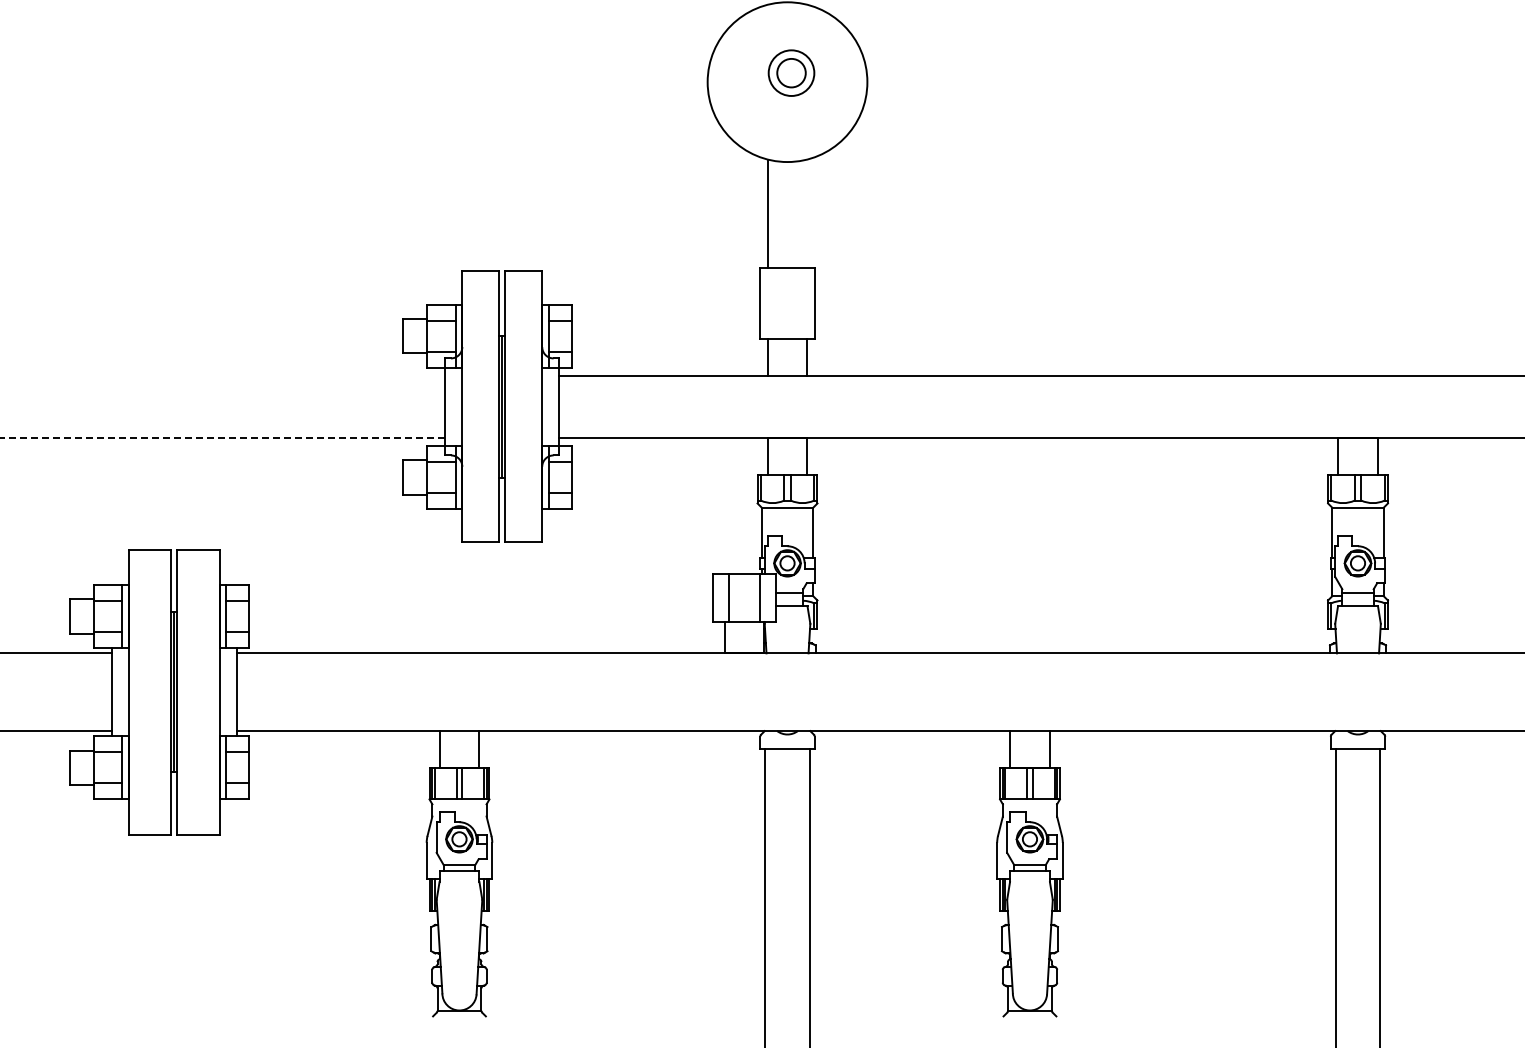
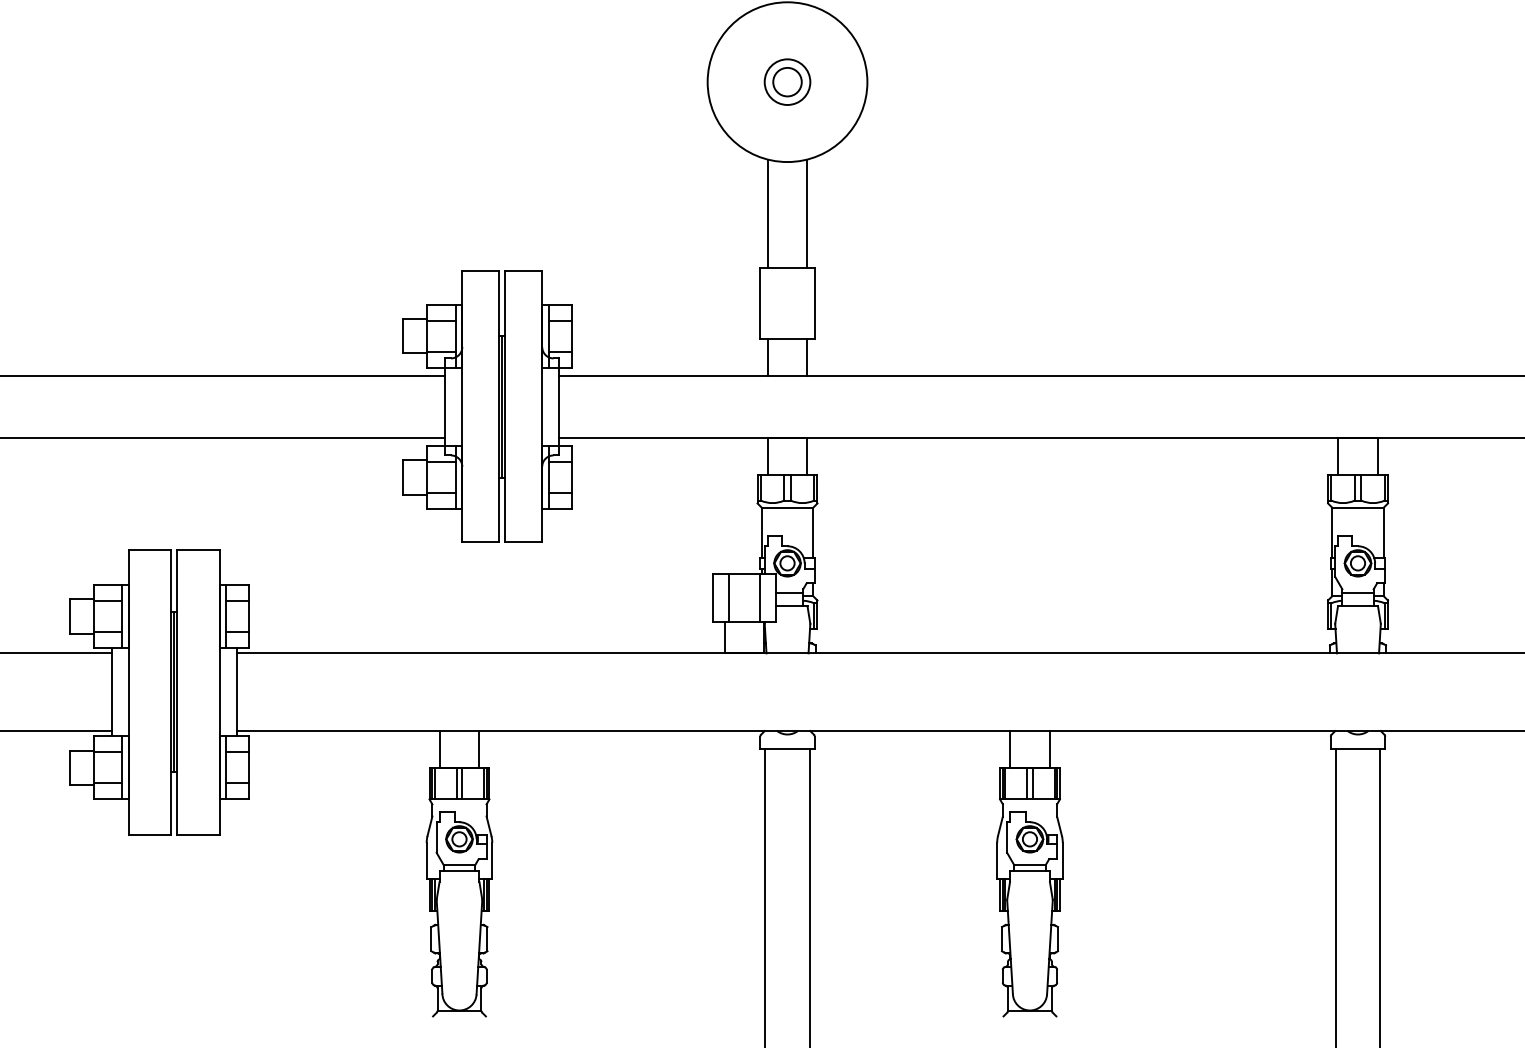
part position: (791, 72) -> (787, 81) (787, 81)
line: none -> present (807, 213)
line: none -> present (223, 375)
line: dashed -> solid (222, 437)
